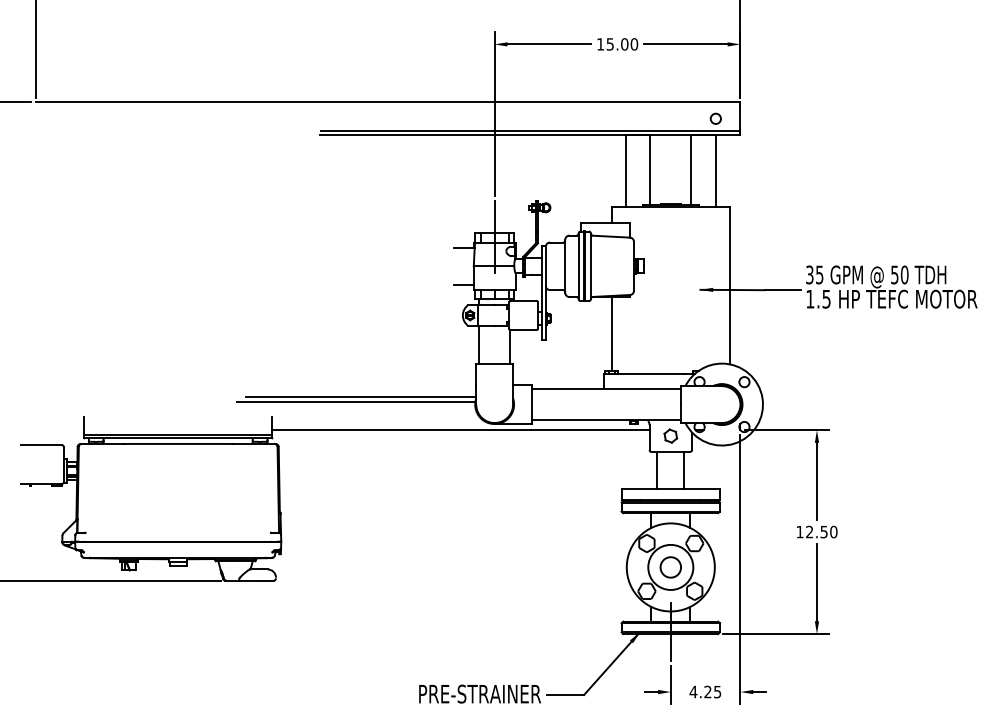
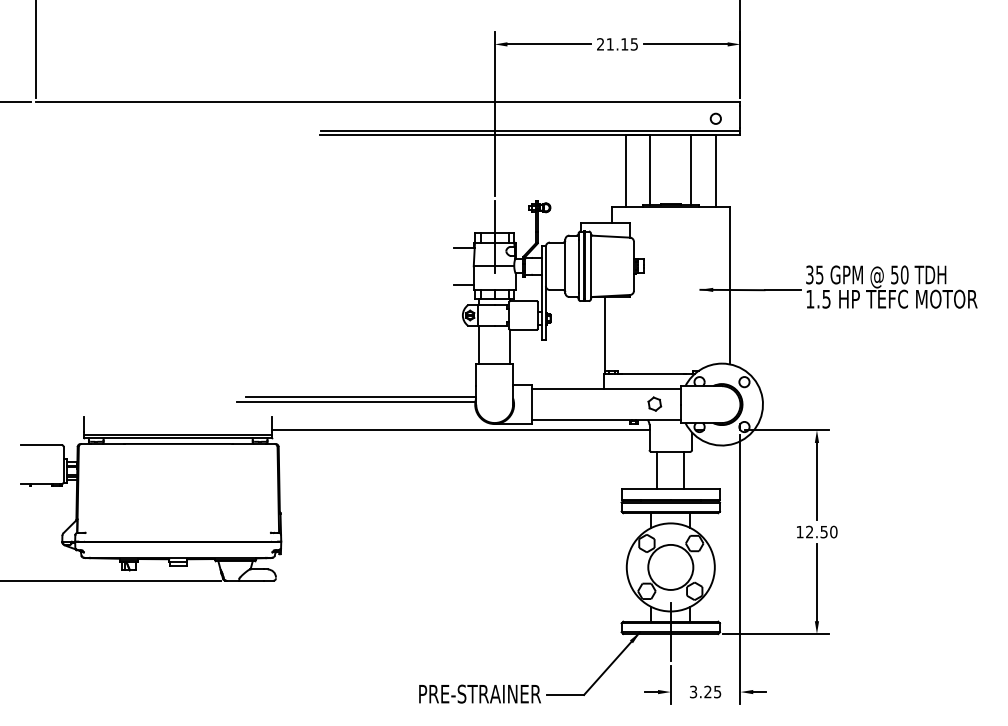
text: 15.00 -> 21.15 (617, 44)
line position: (611, 333) -> (604, 333) (604, 333)
part position: (670, 435) -> (654, 403) (654, 403)
circle: present -> none (670, 567)
text: 4.25 -> 3.25 (693, 691)
